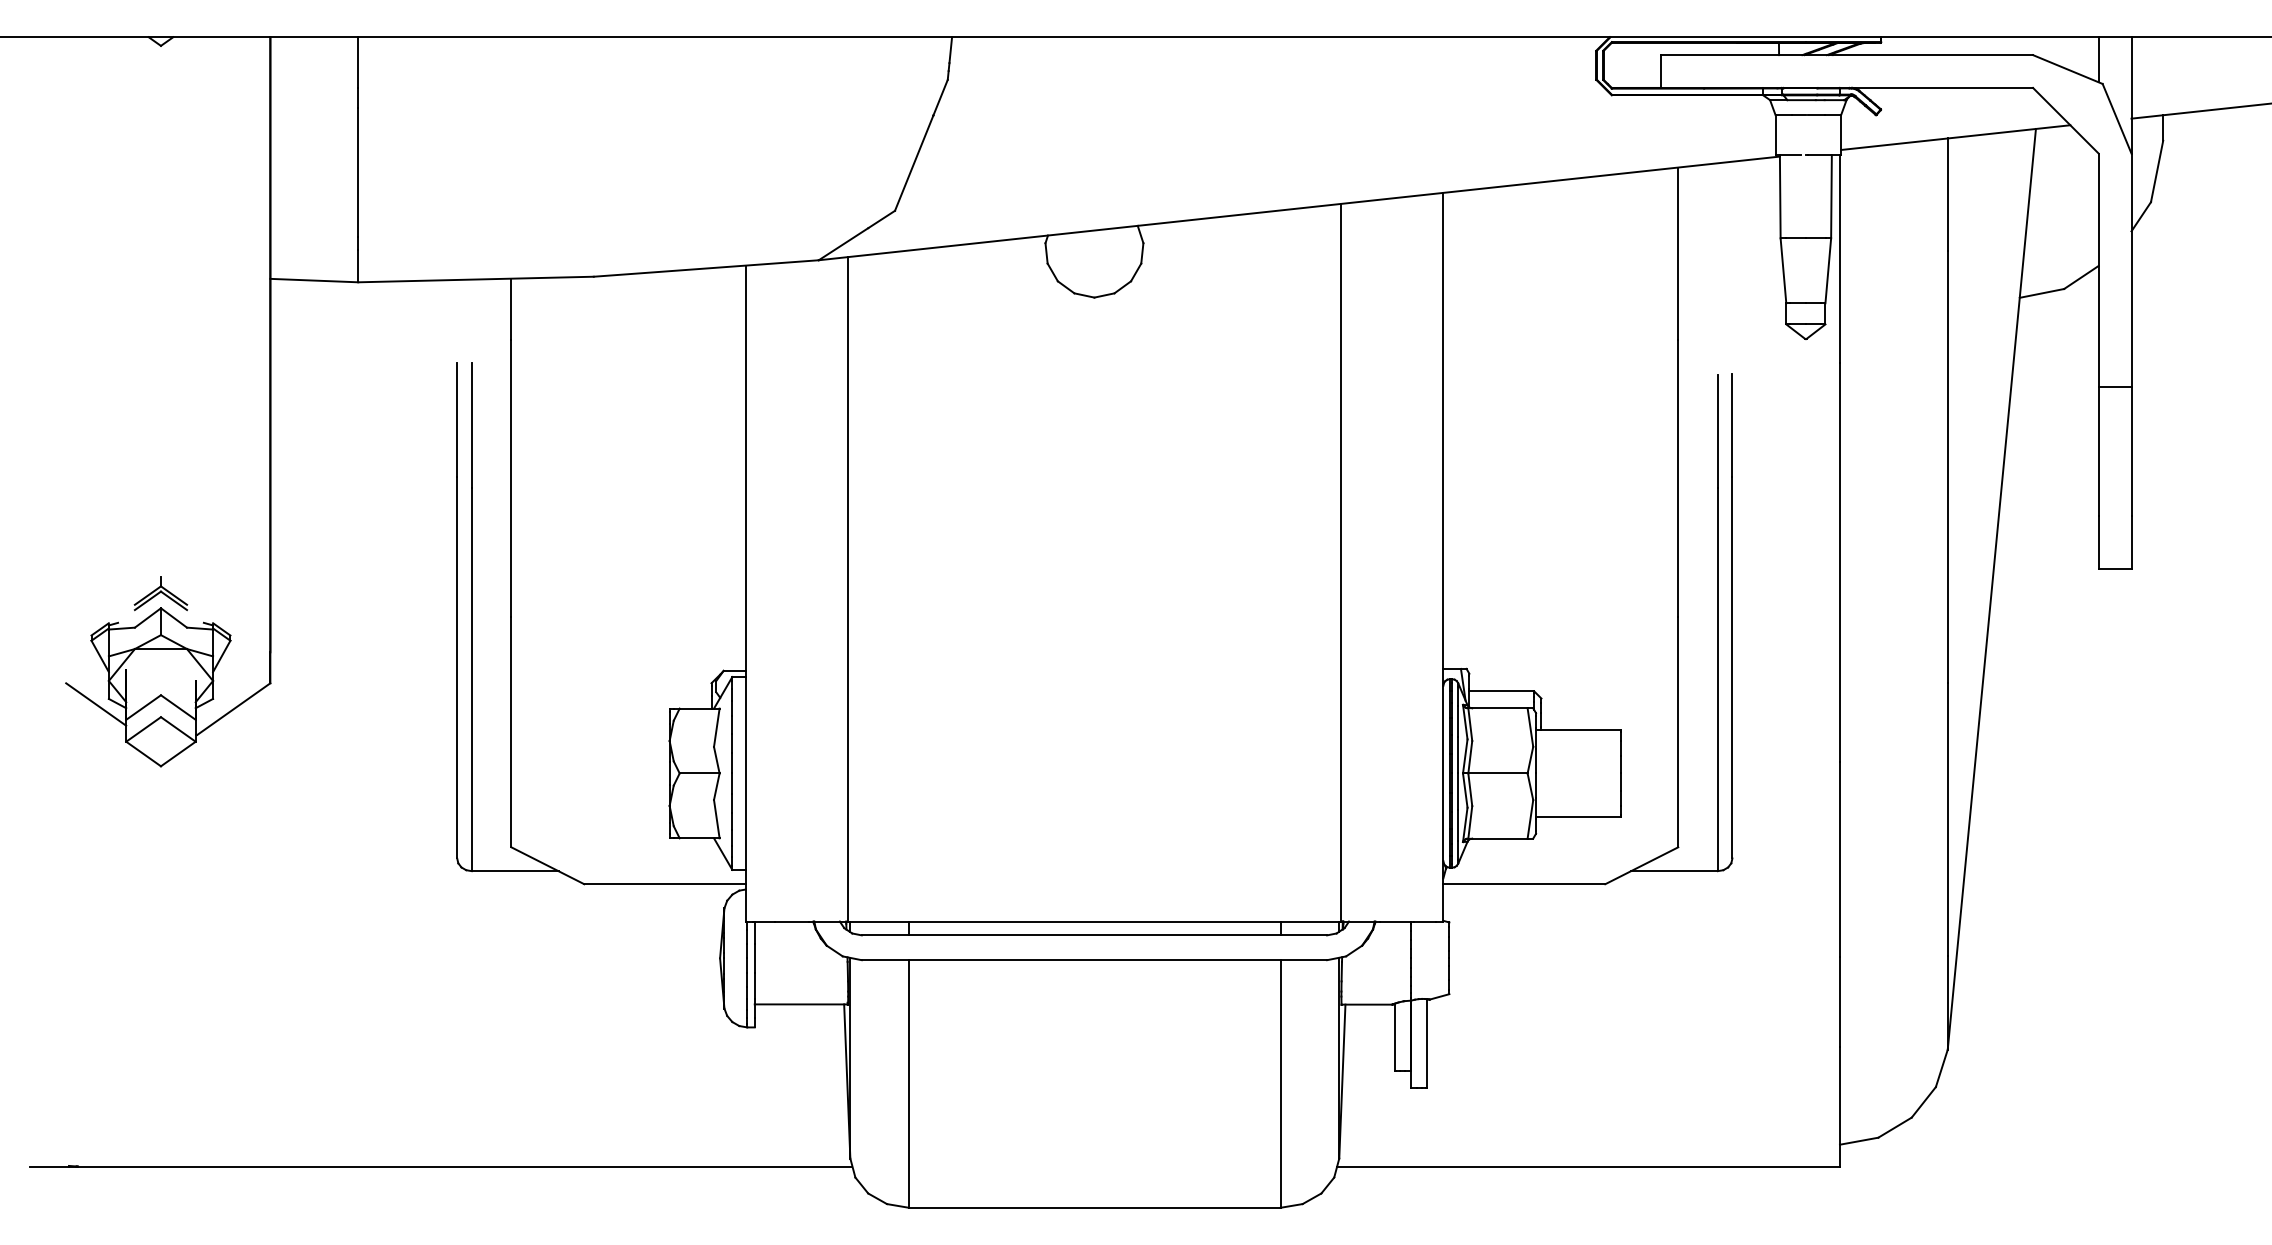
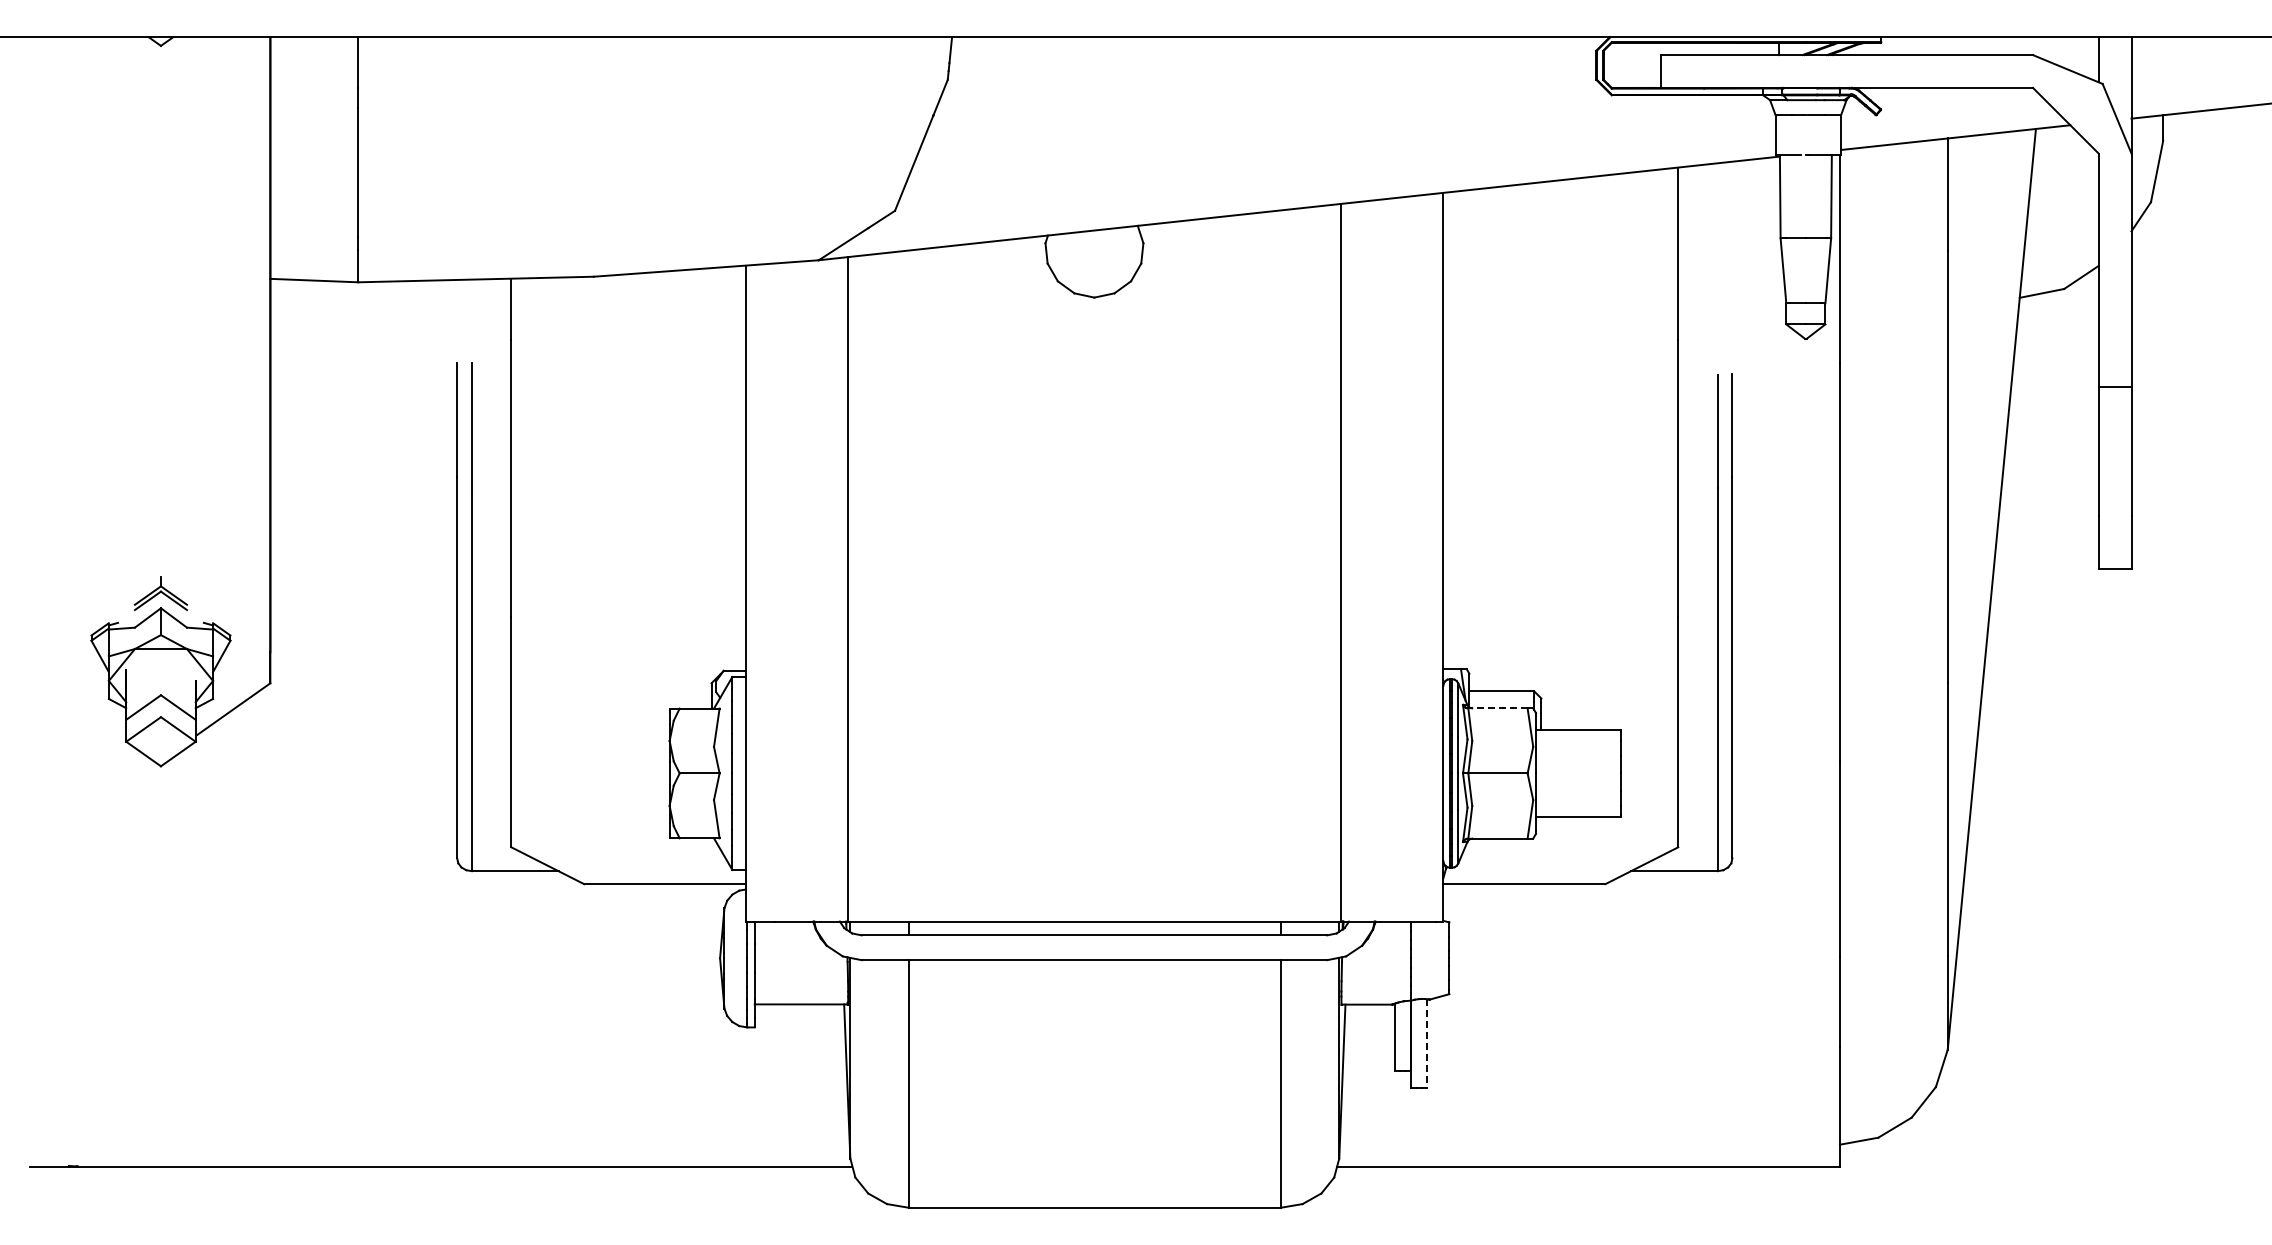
line: present -> none (96, 704)
line: solid -> dashed (1497, 708)
line: solid -> dashed (1427, 1043)
